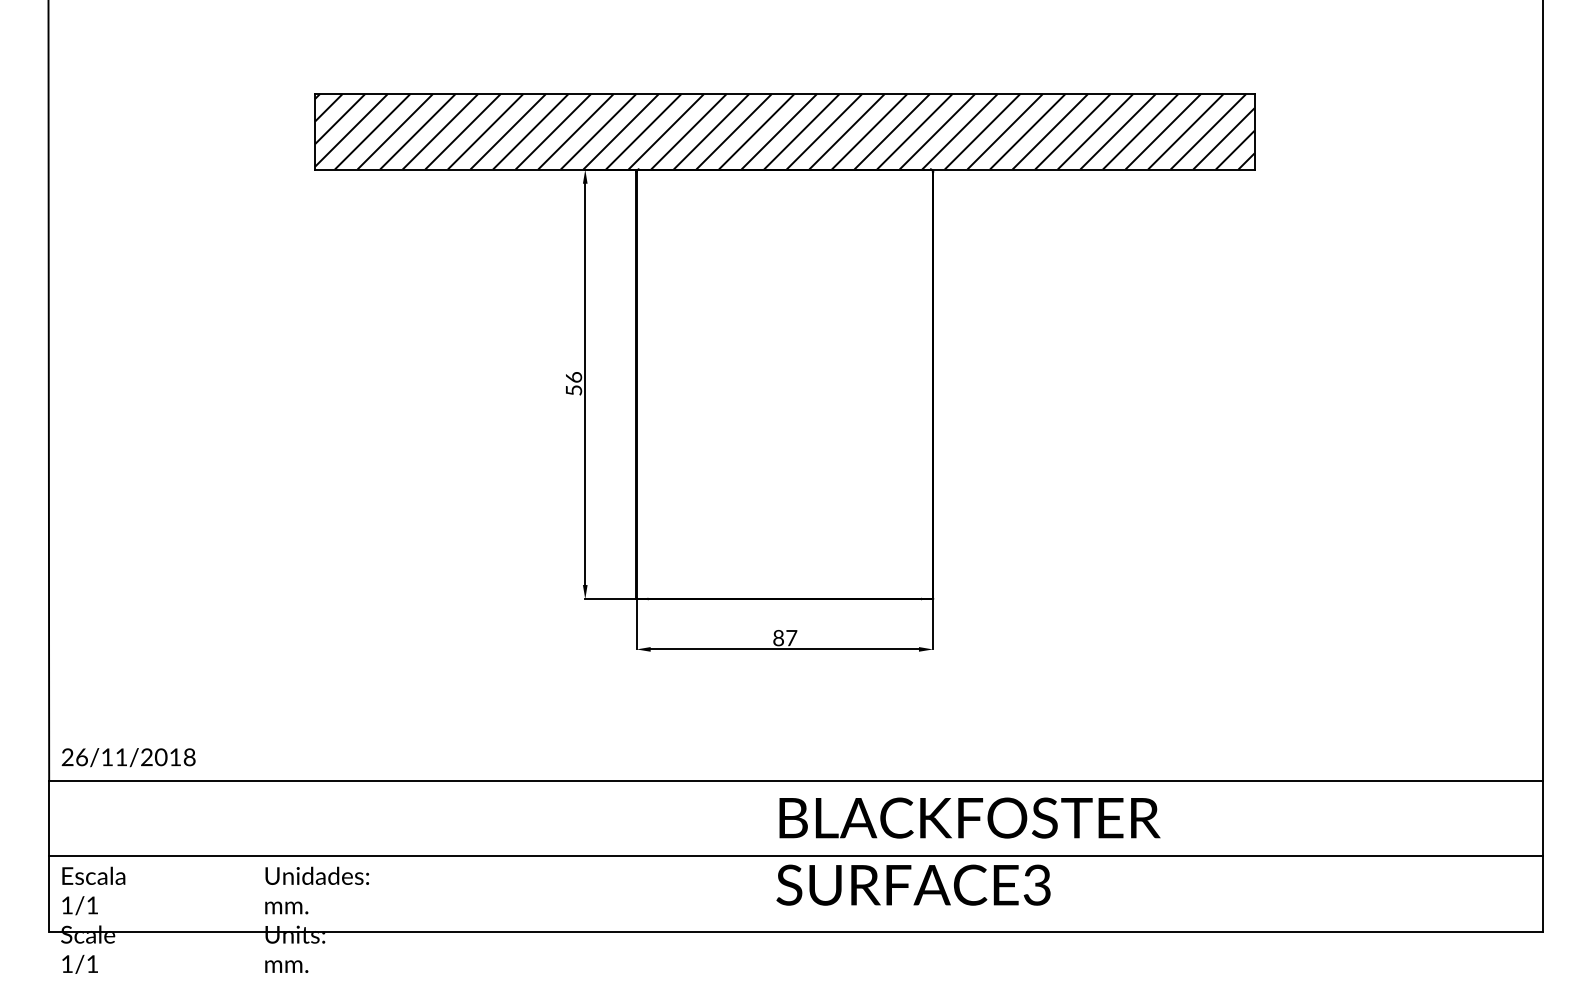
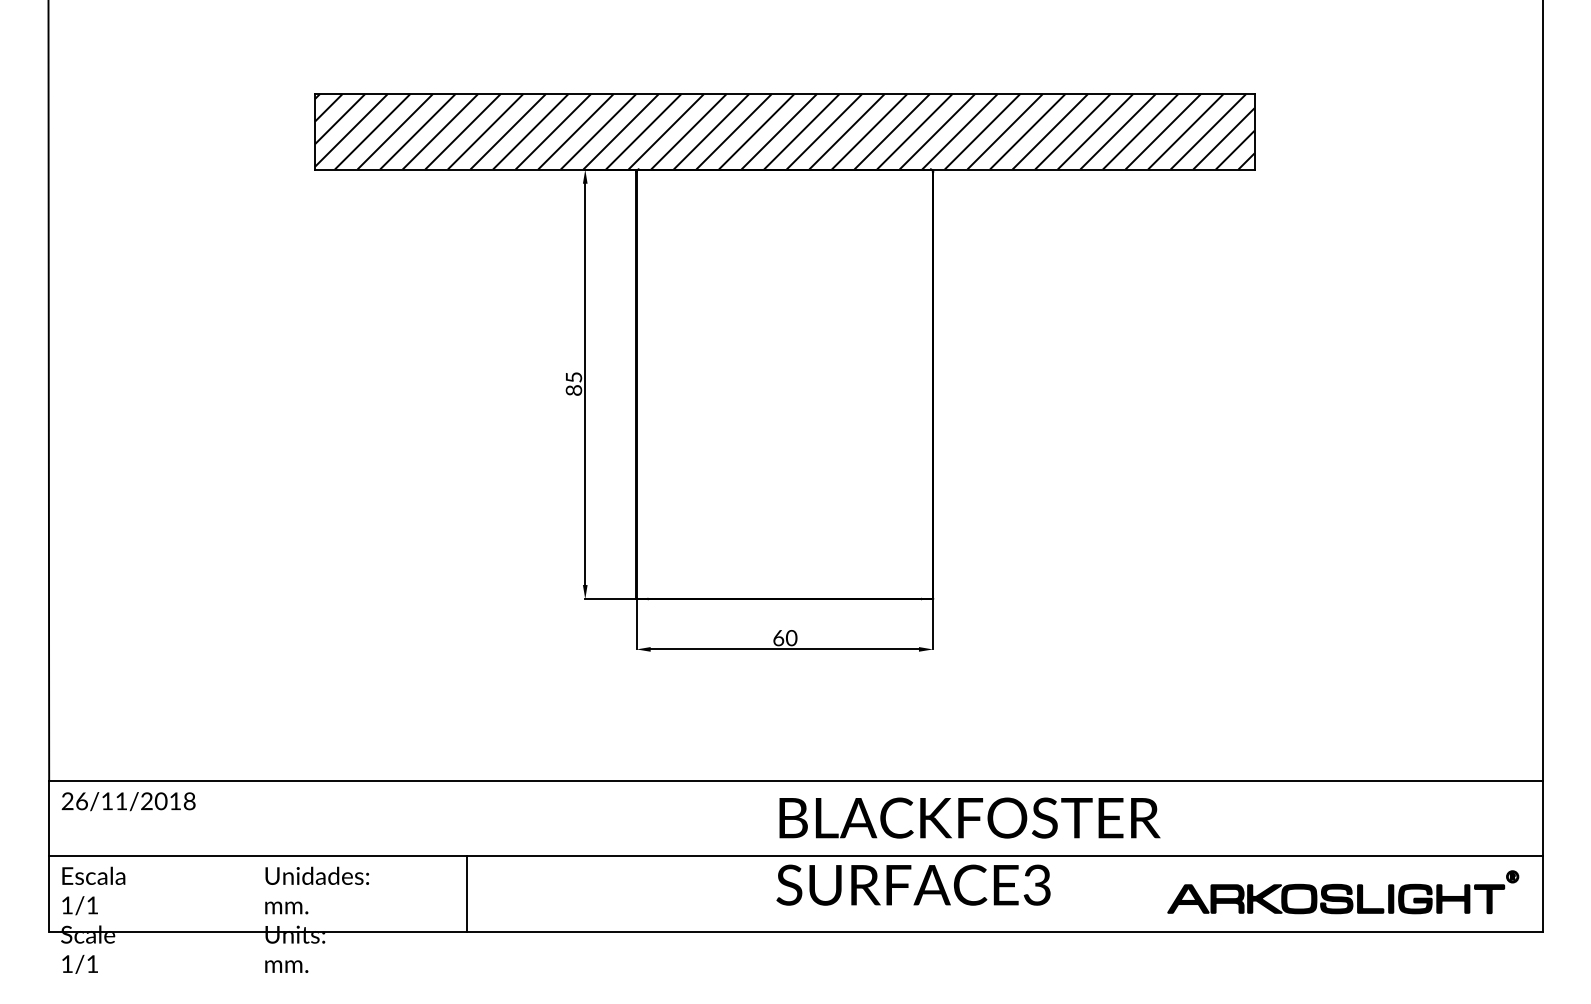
text: 56 -> 85 (573, 383)
text: 87 -> 60 (785, 638)
text position: (128, 757) -> (128, 801) (128, 801)
part: none -> present (1343, 892)
line: none -> present (467, 893)
